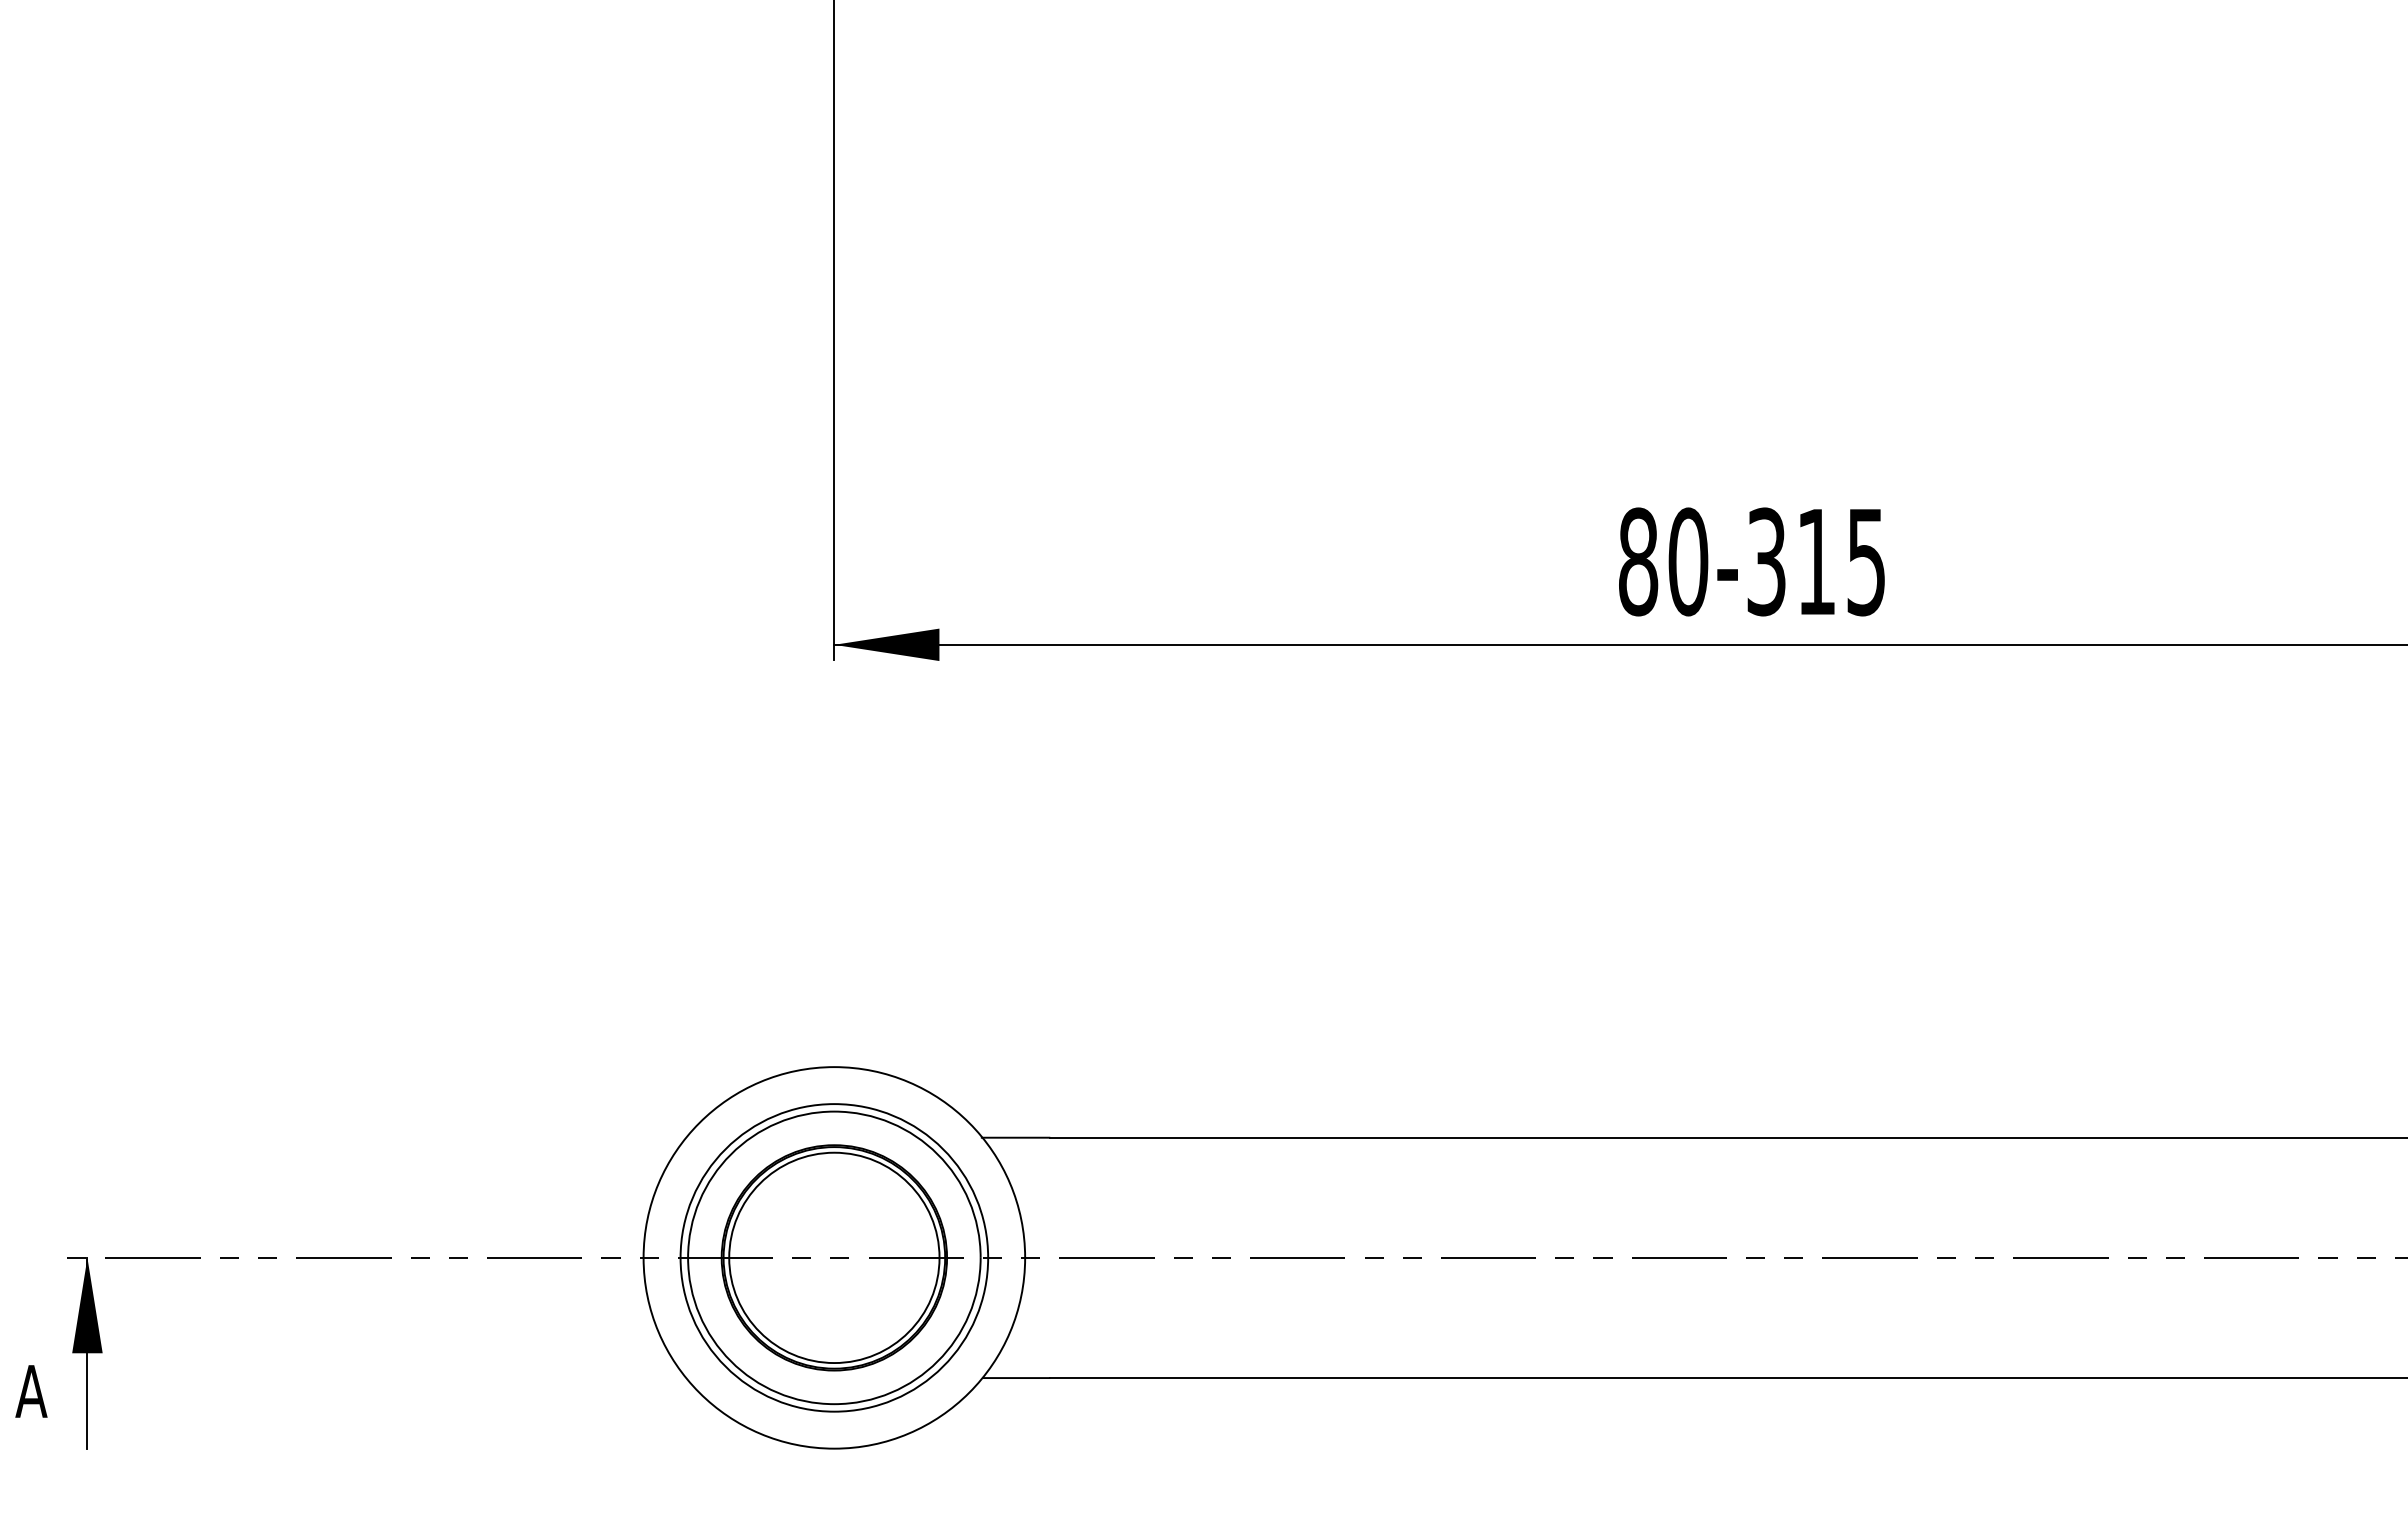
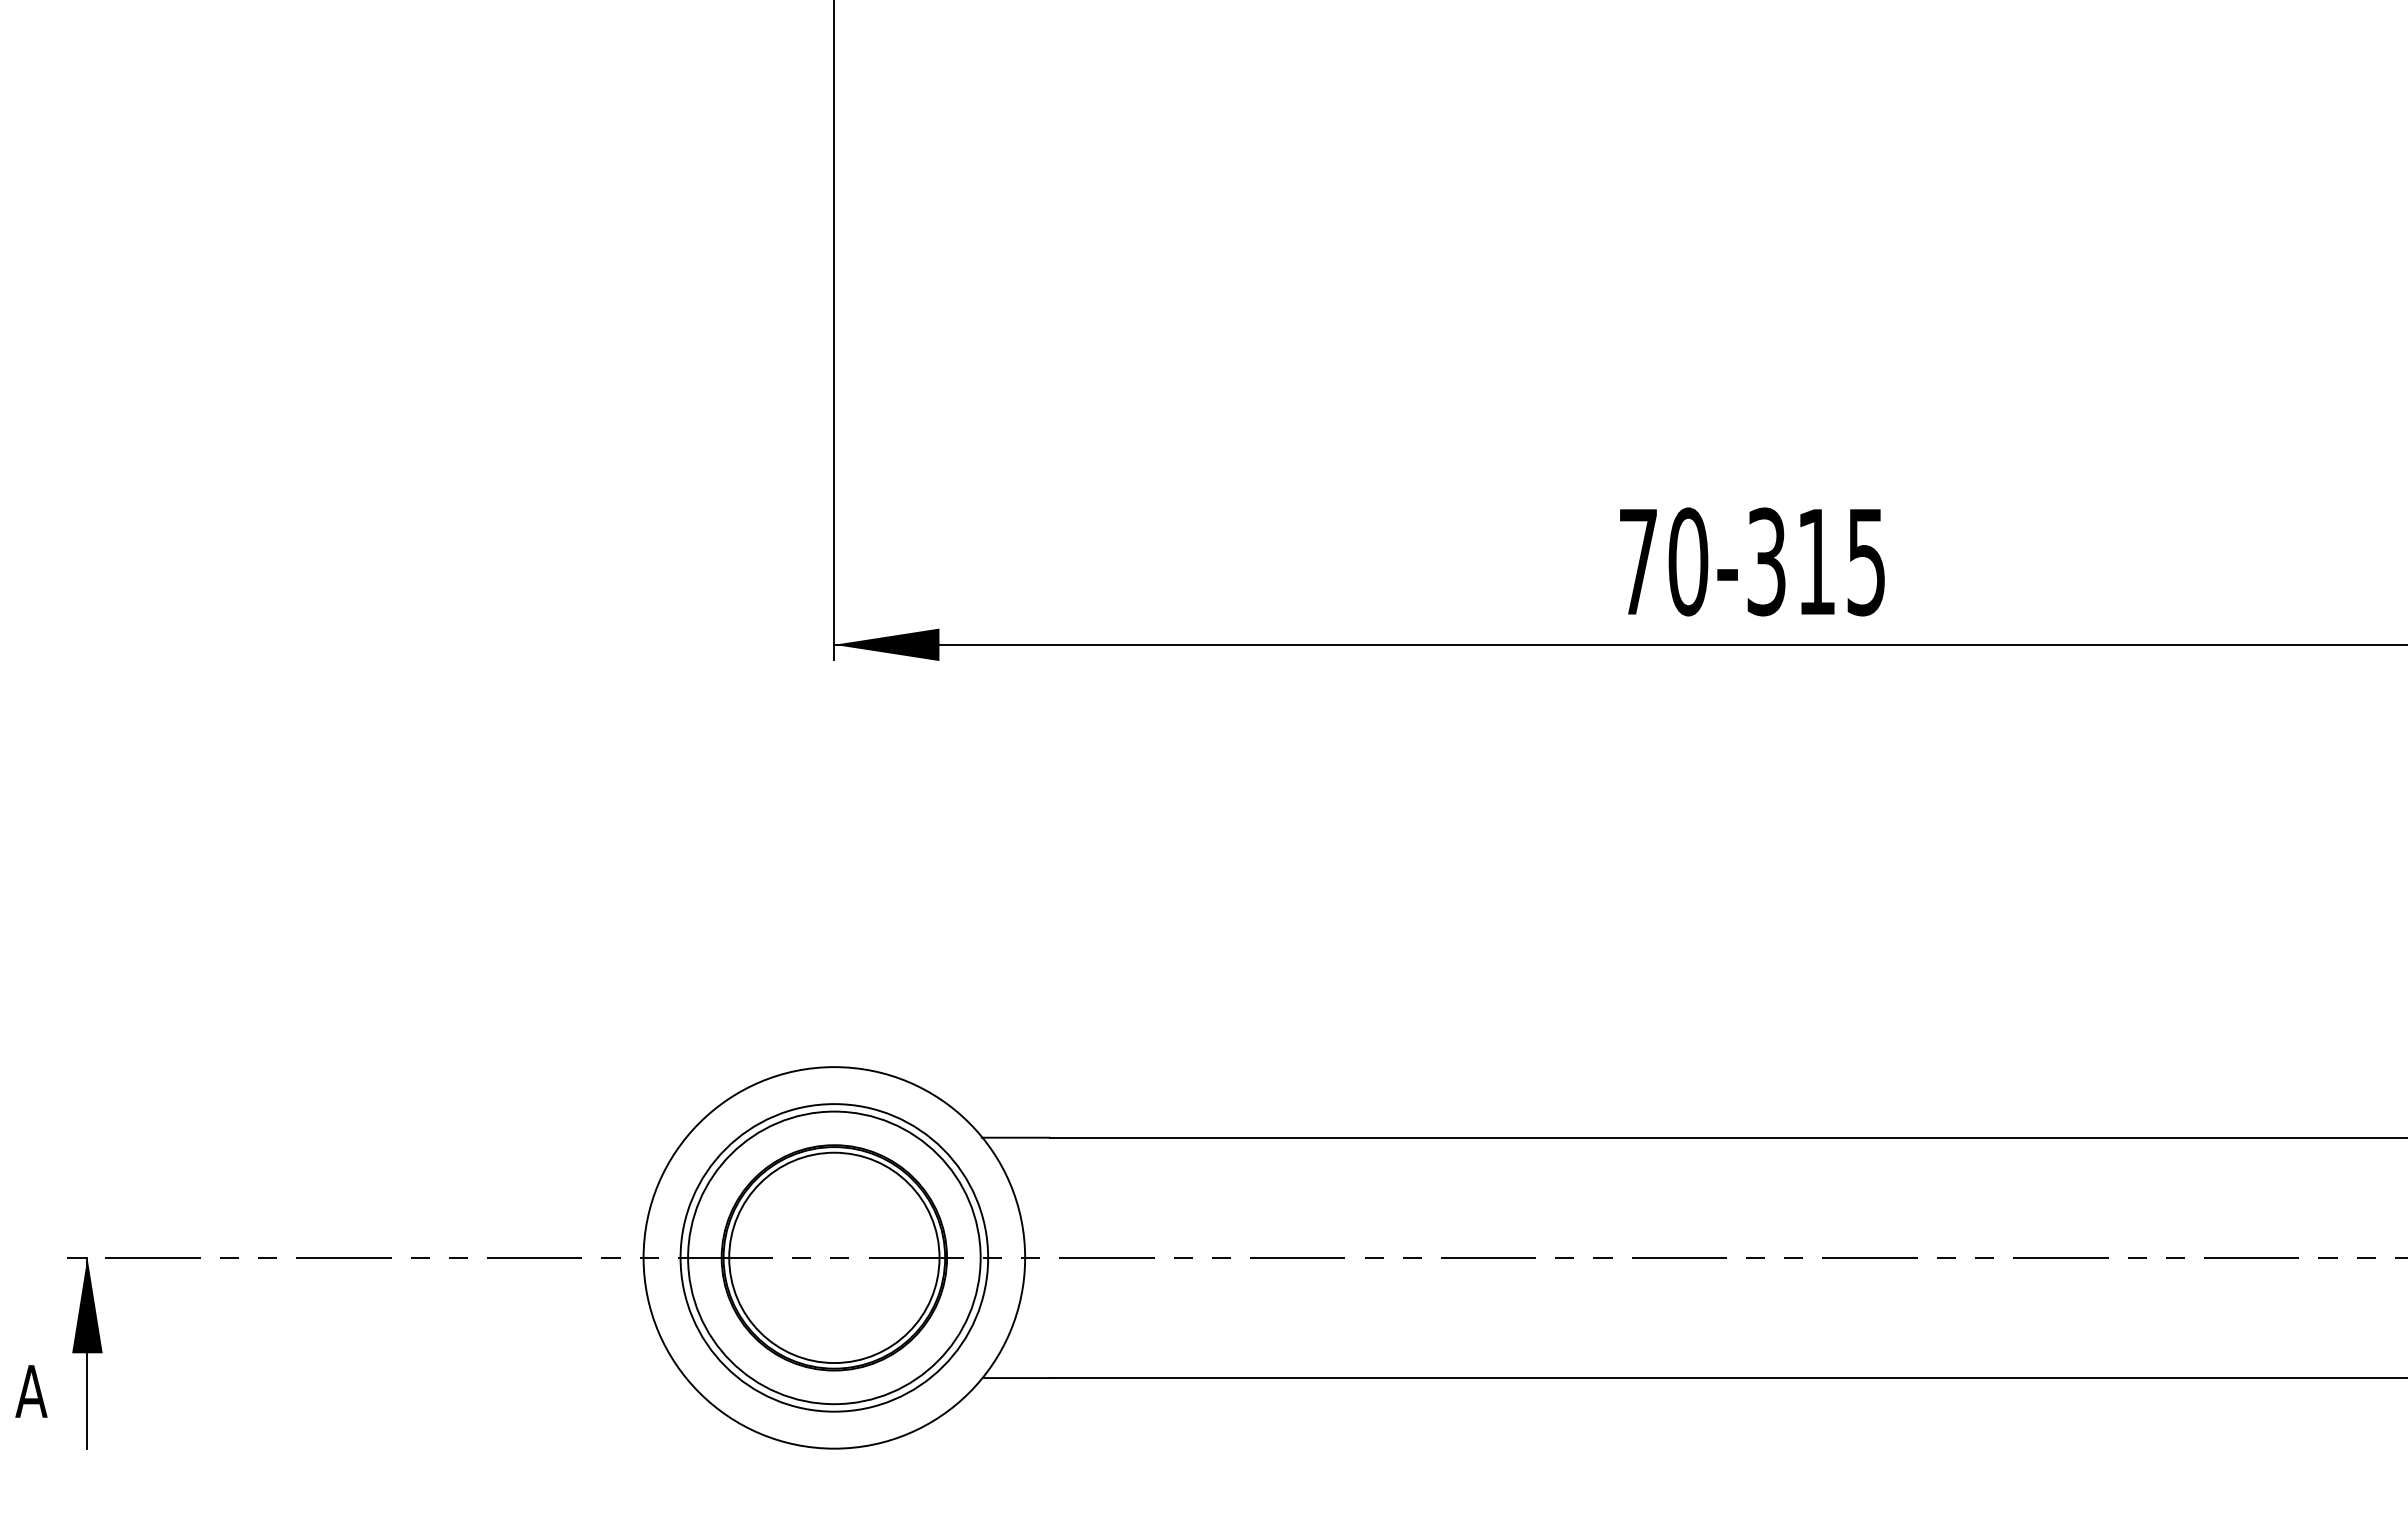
text: 80-315 -> 70-315 (1638, 561)
